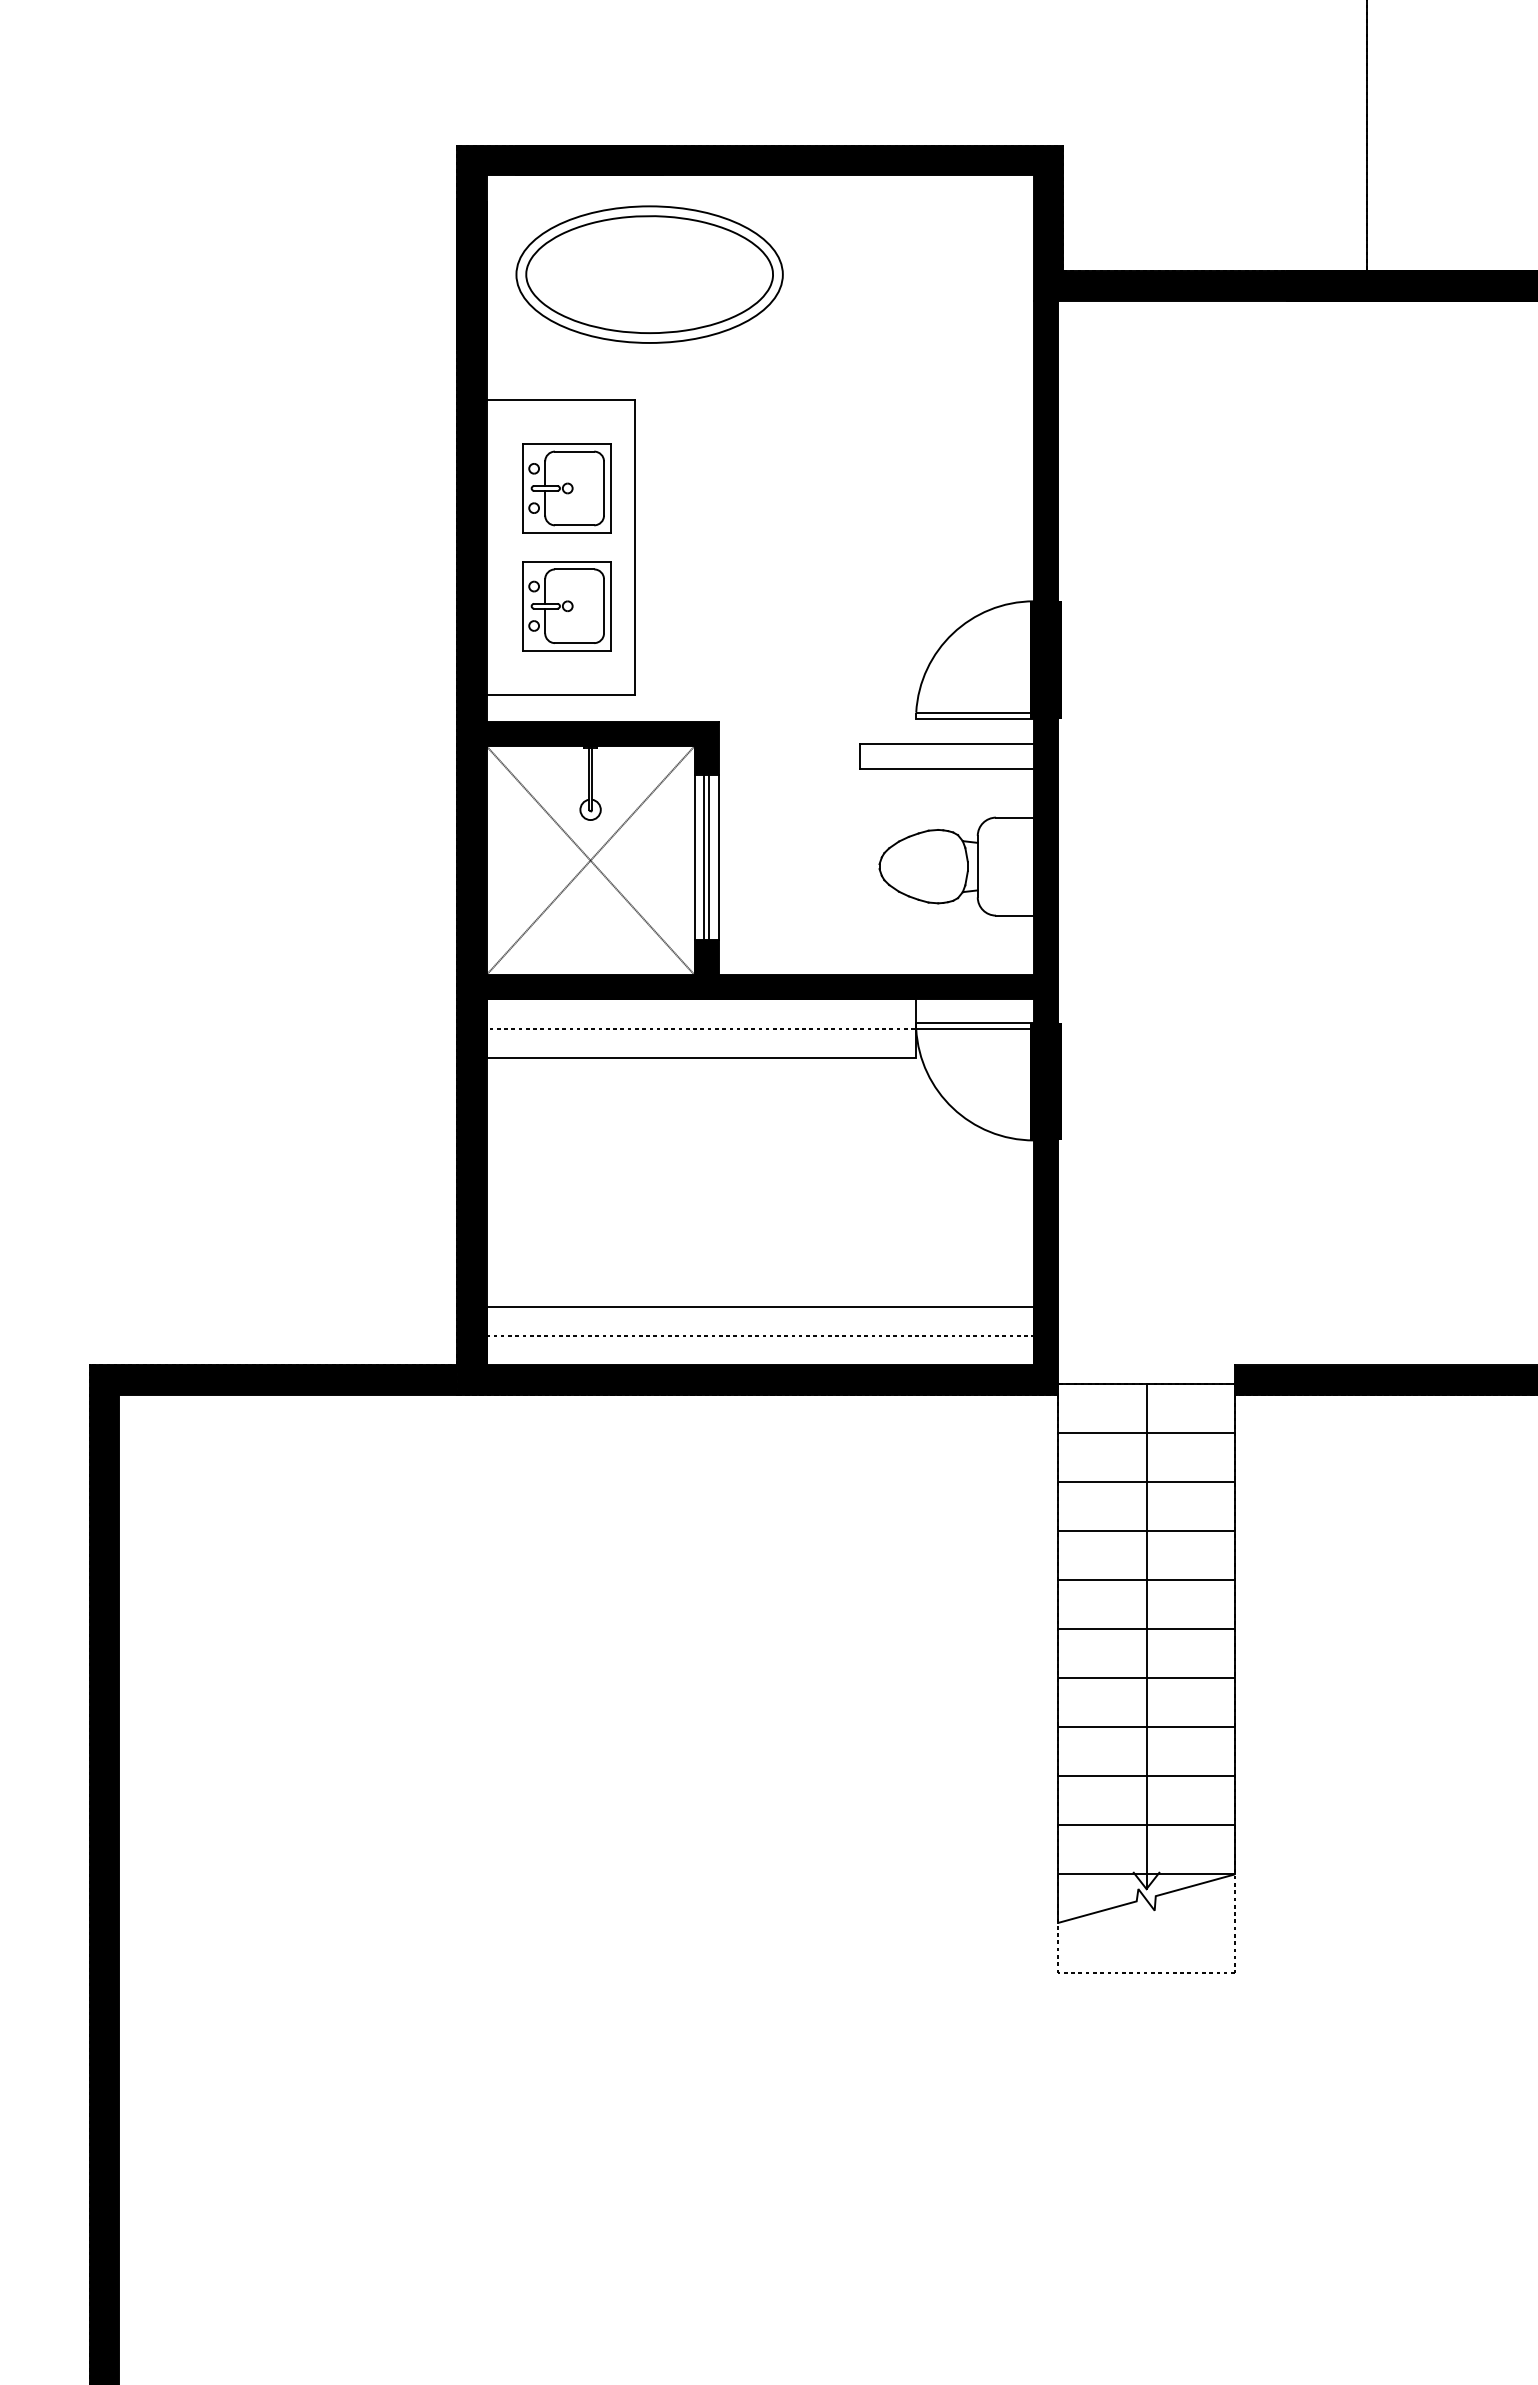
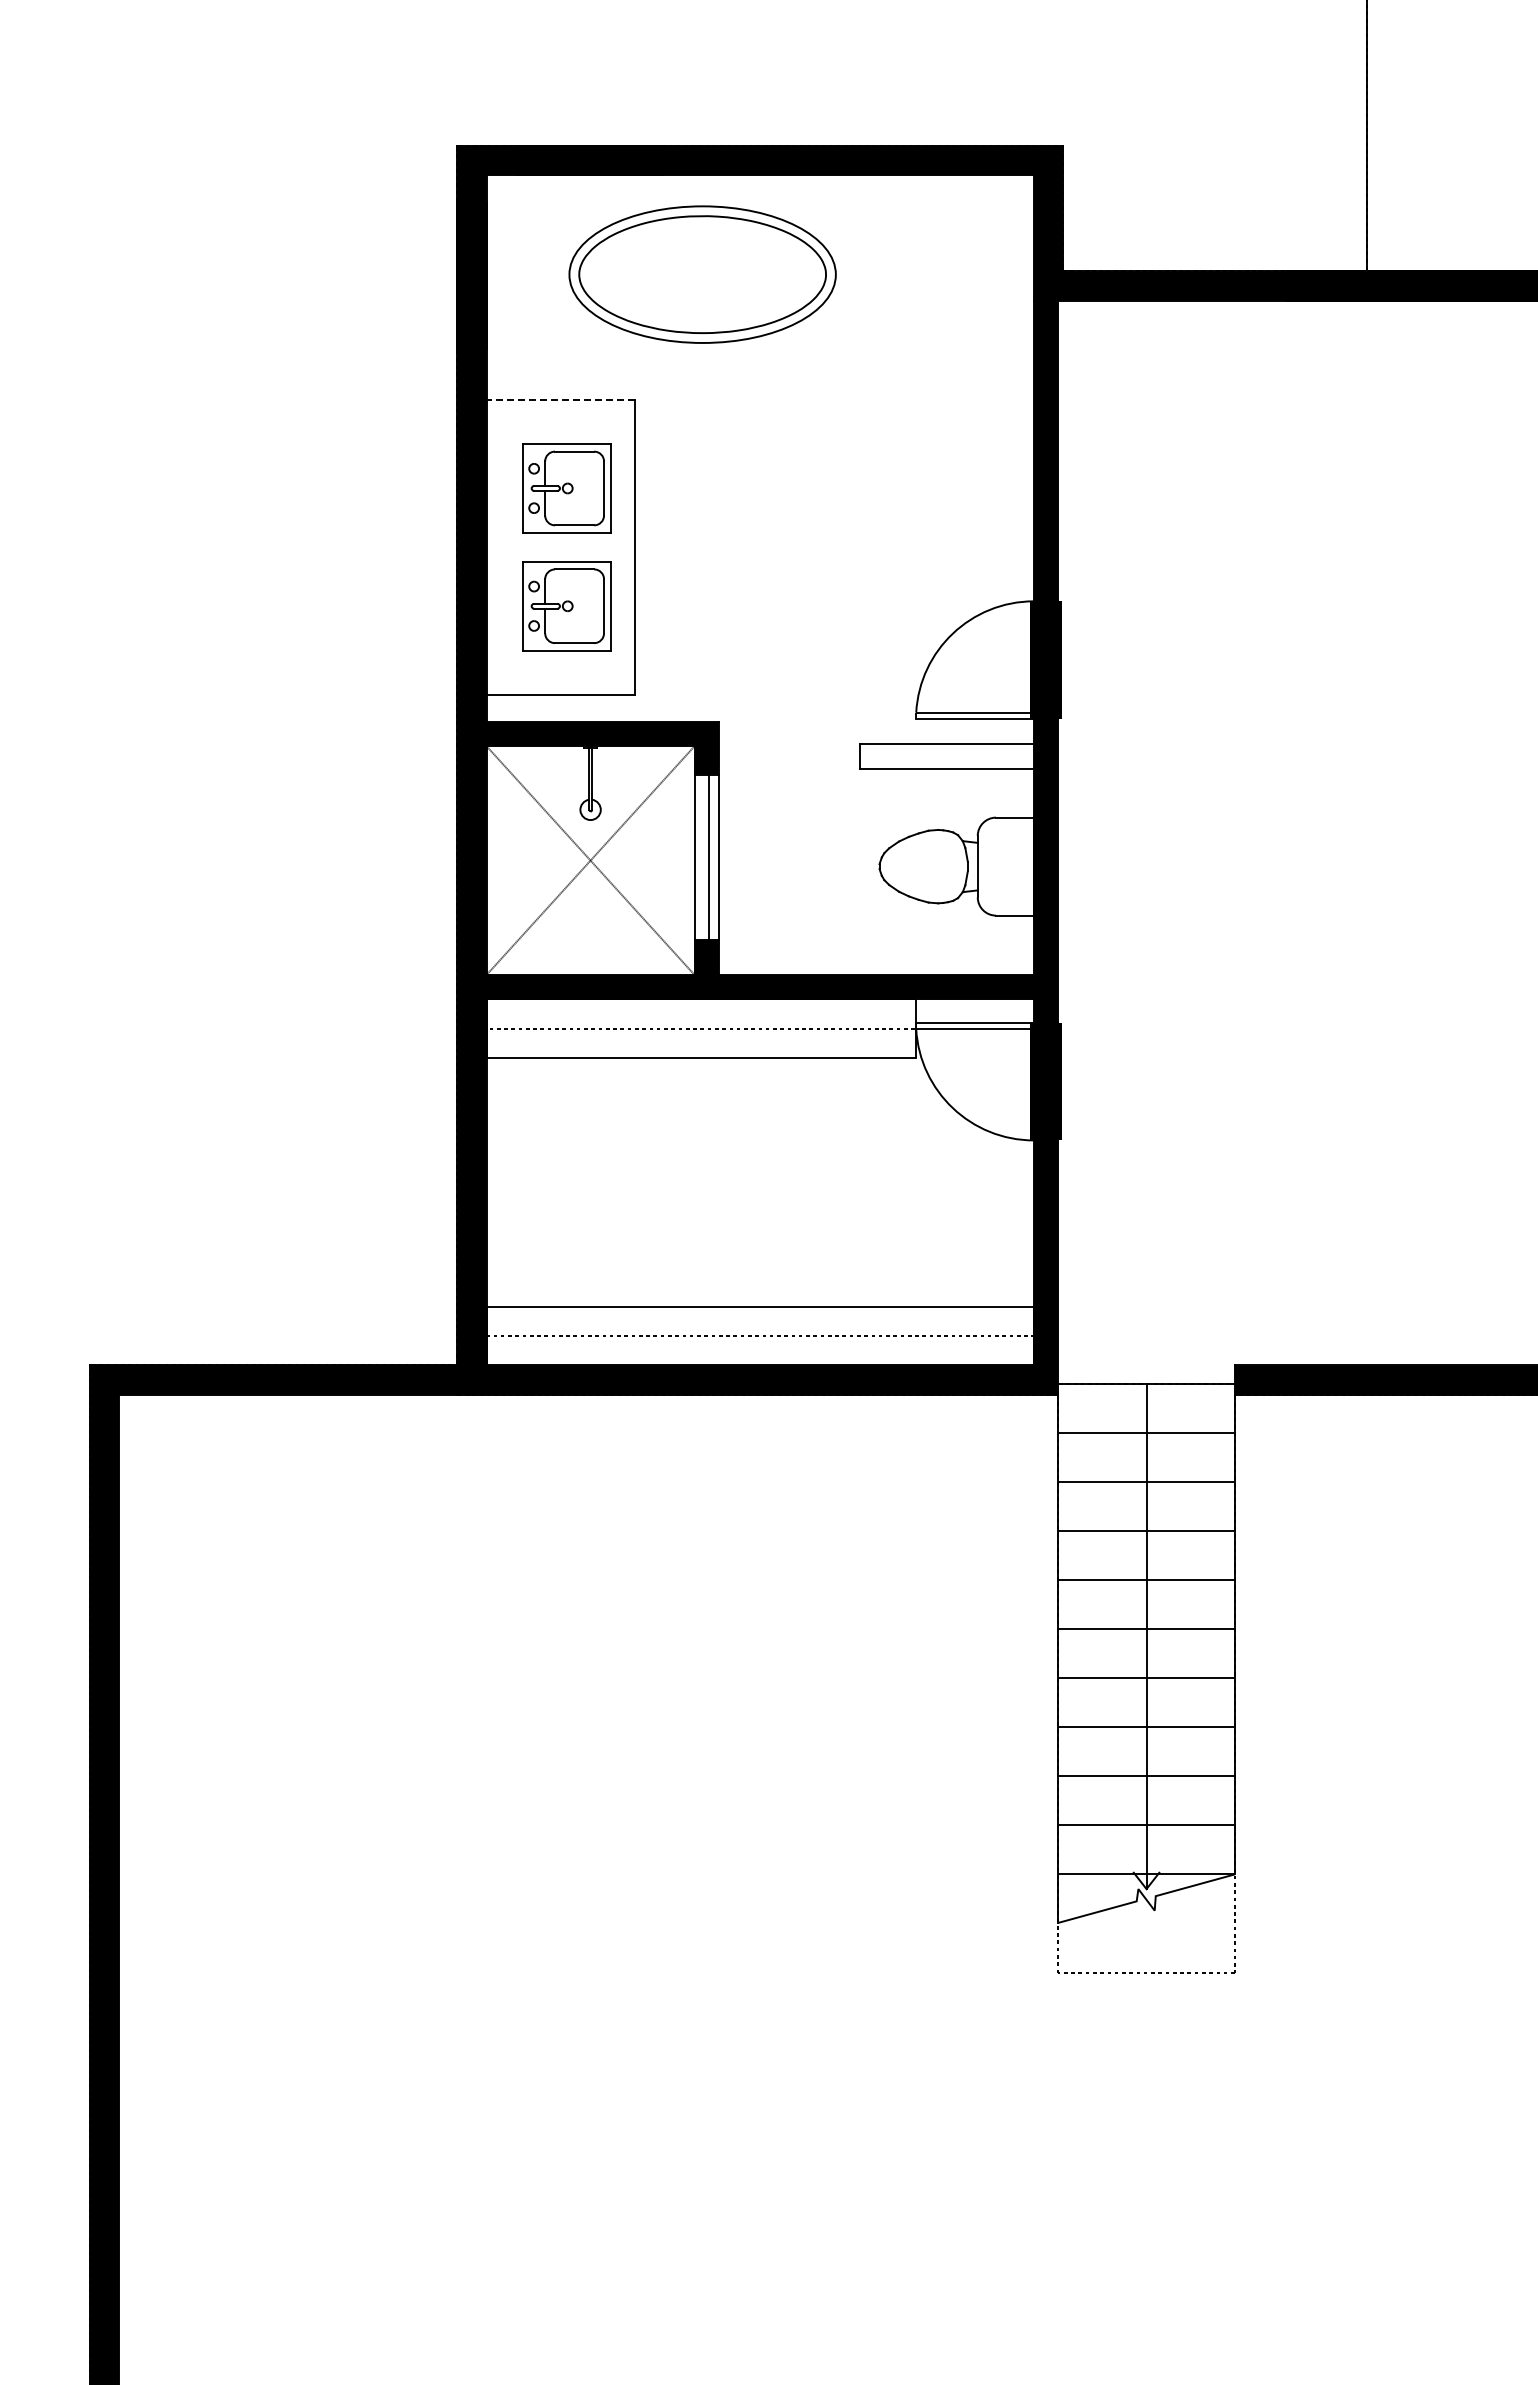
part position: (649, 274) -> (702, 274) (702, 274)
line: solid -> dashed (560, 399)
line: present -> none (704, 856)
